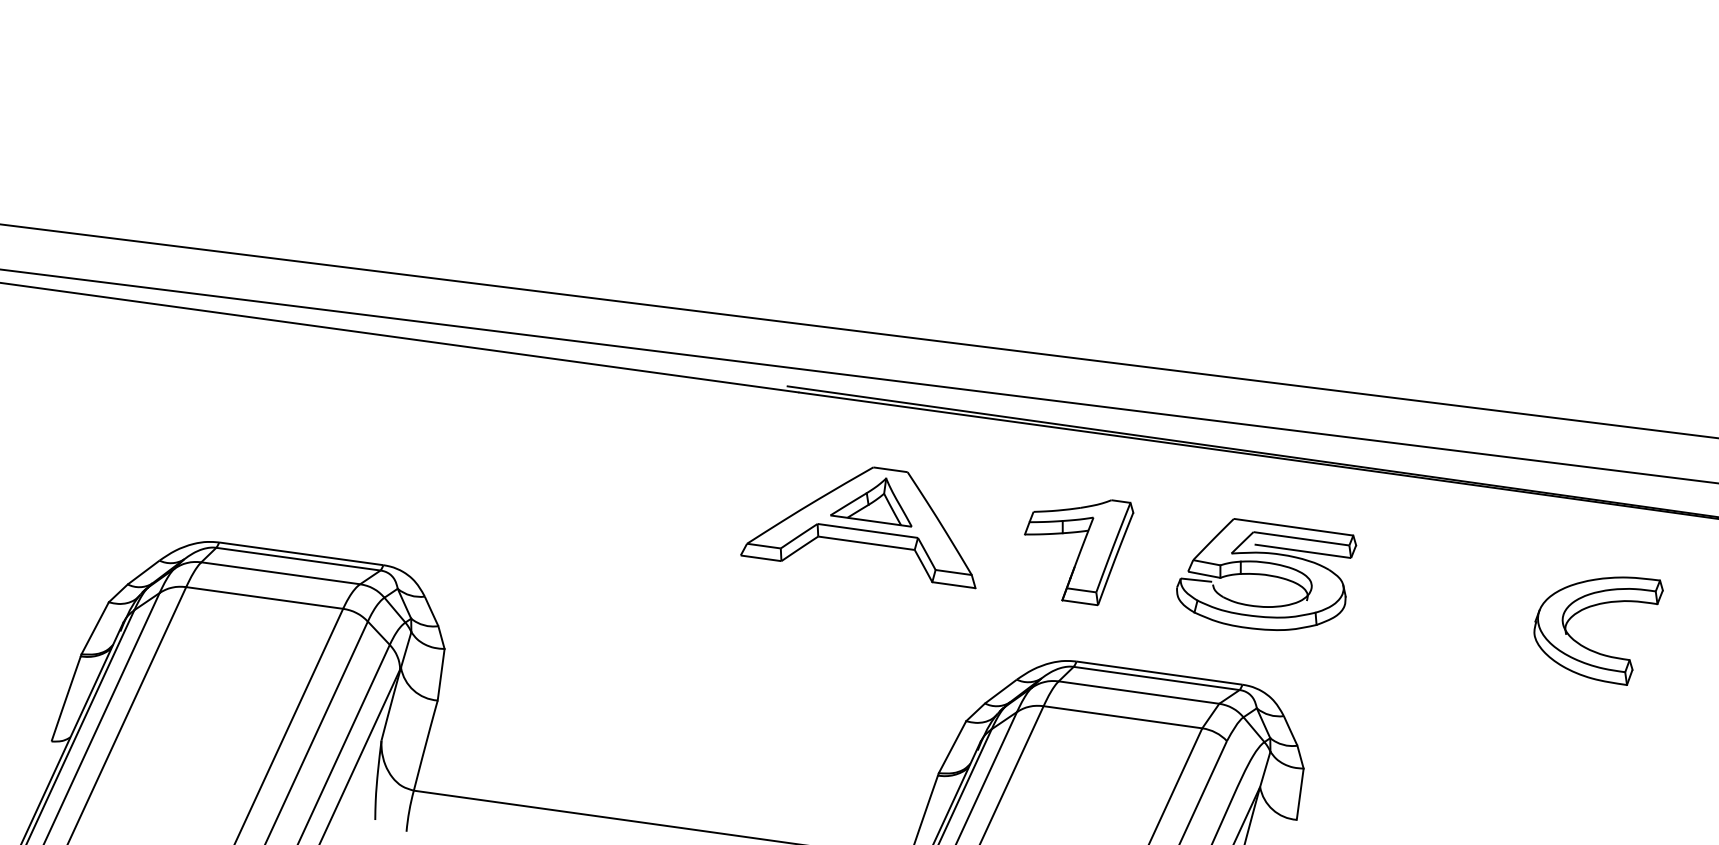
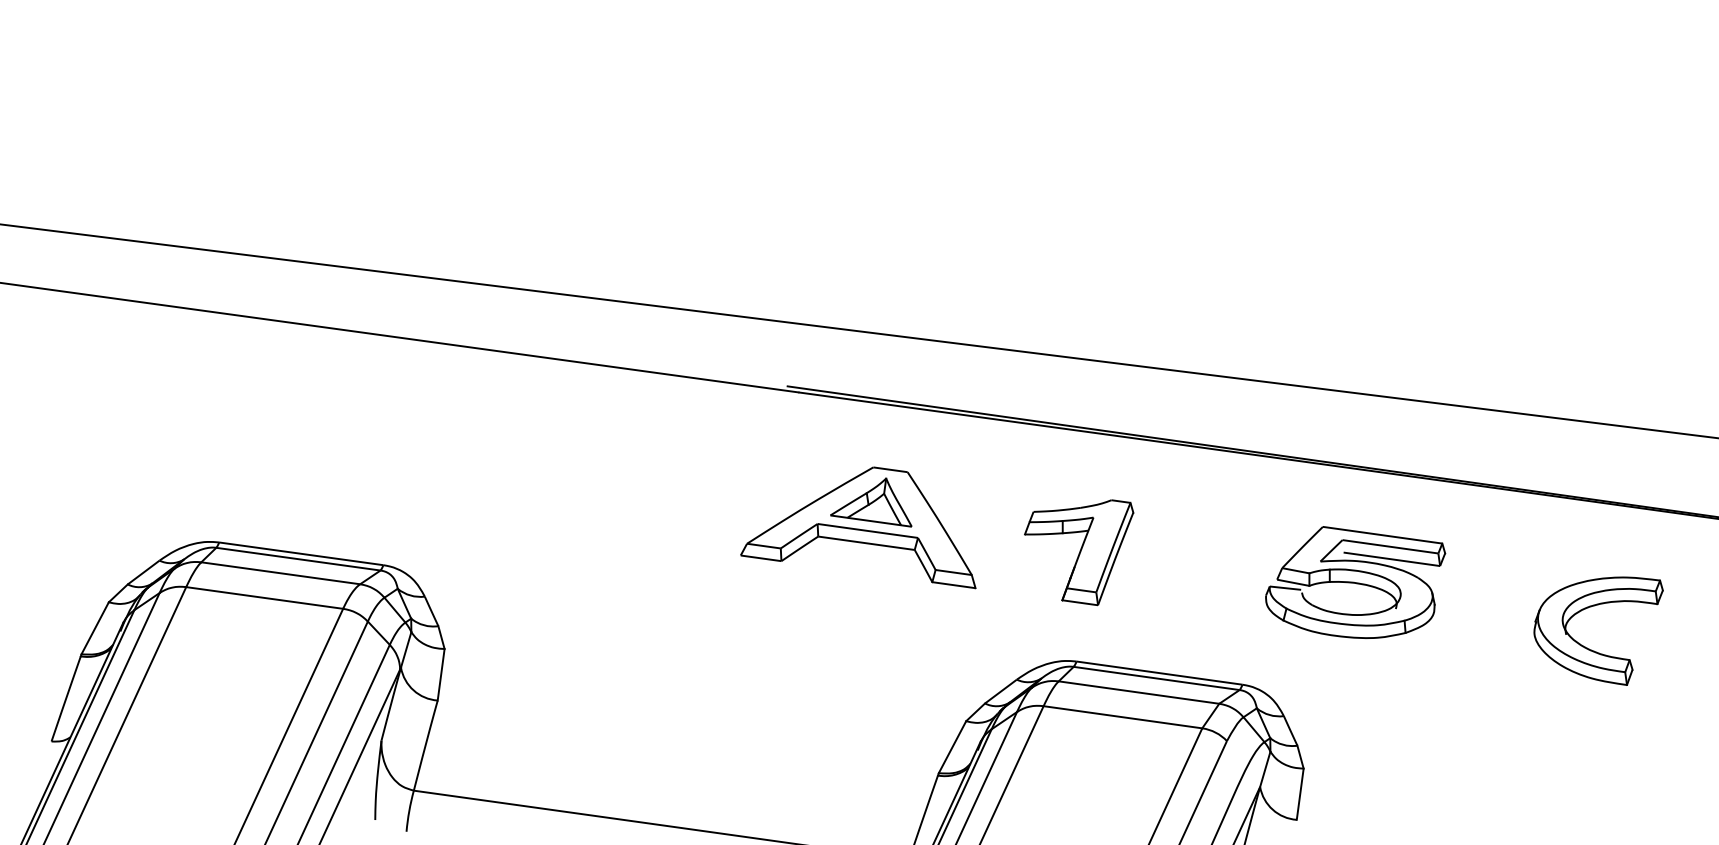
line: present -> none (858, 376)
part position: (1266, 574) -> (1355, 582) (1355, 582)
